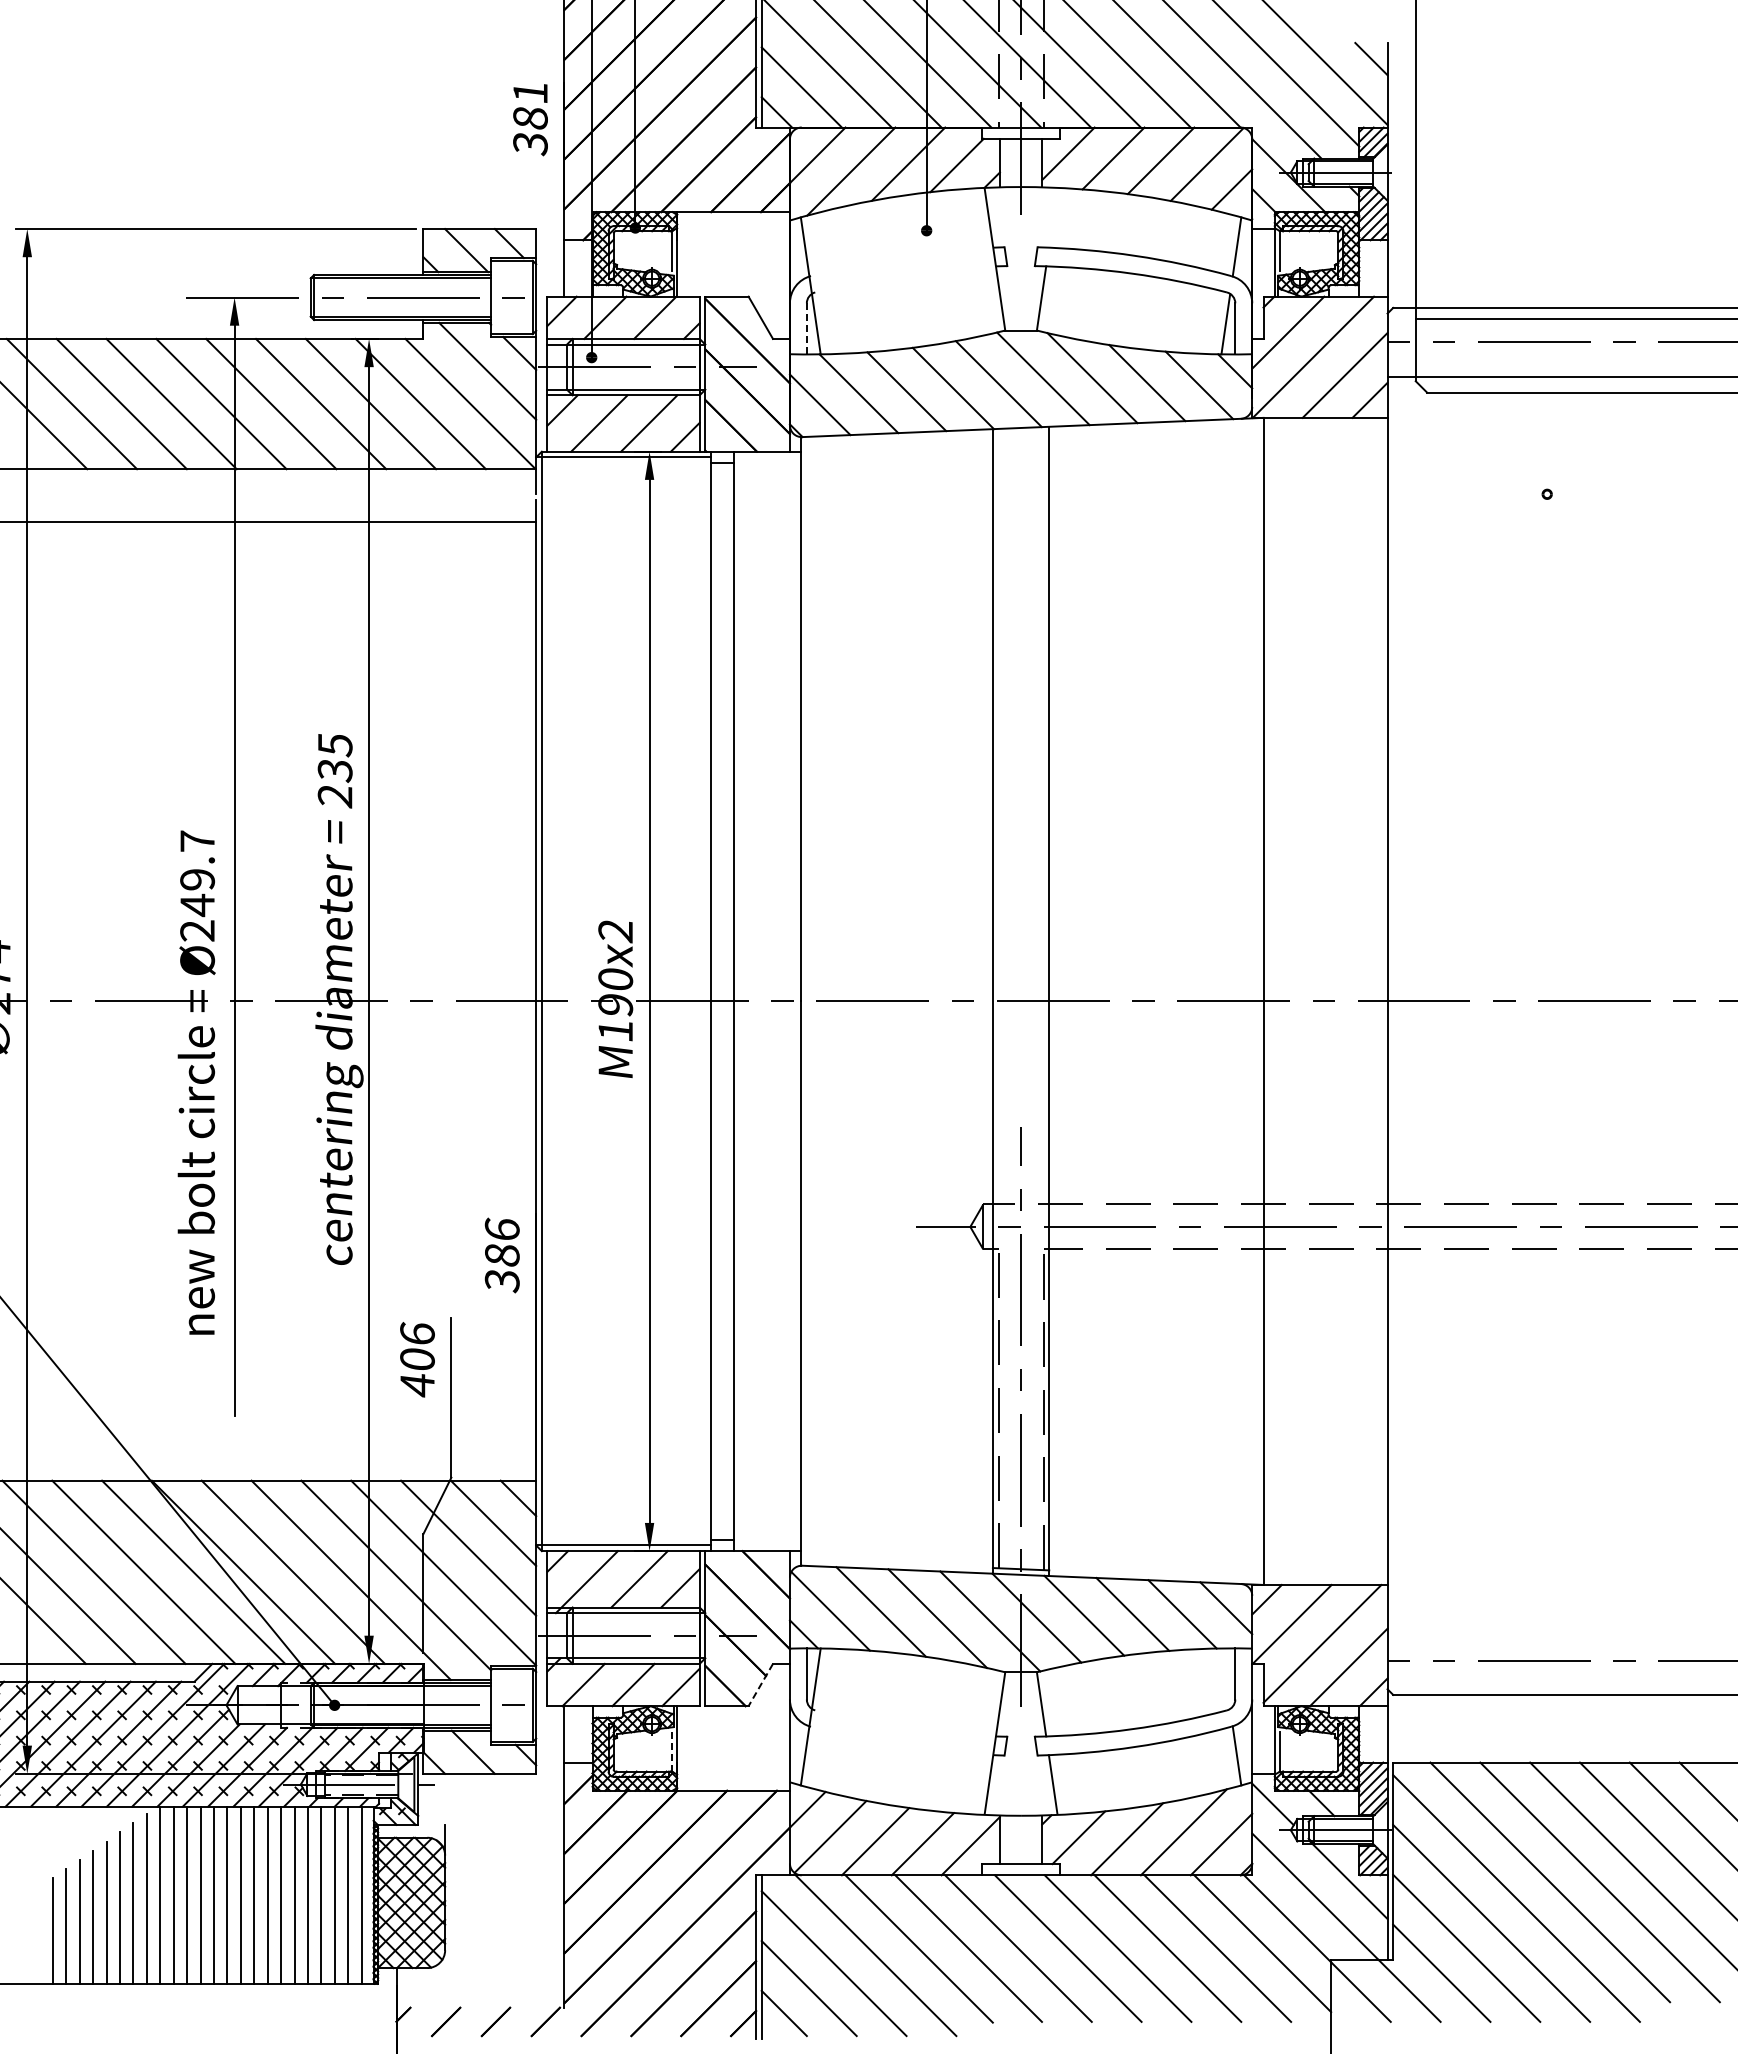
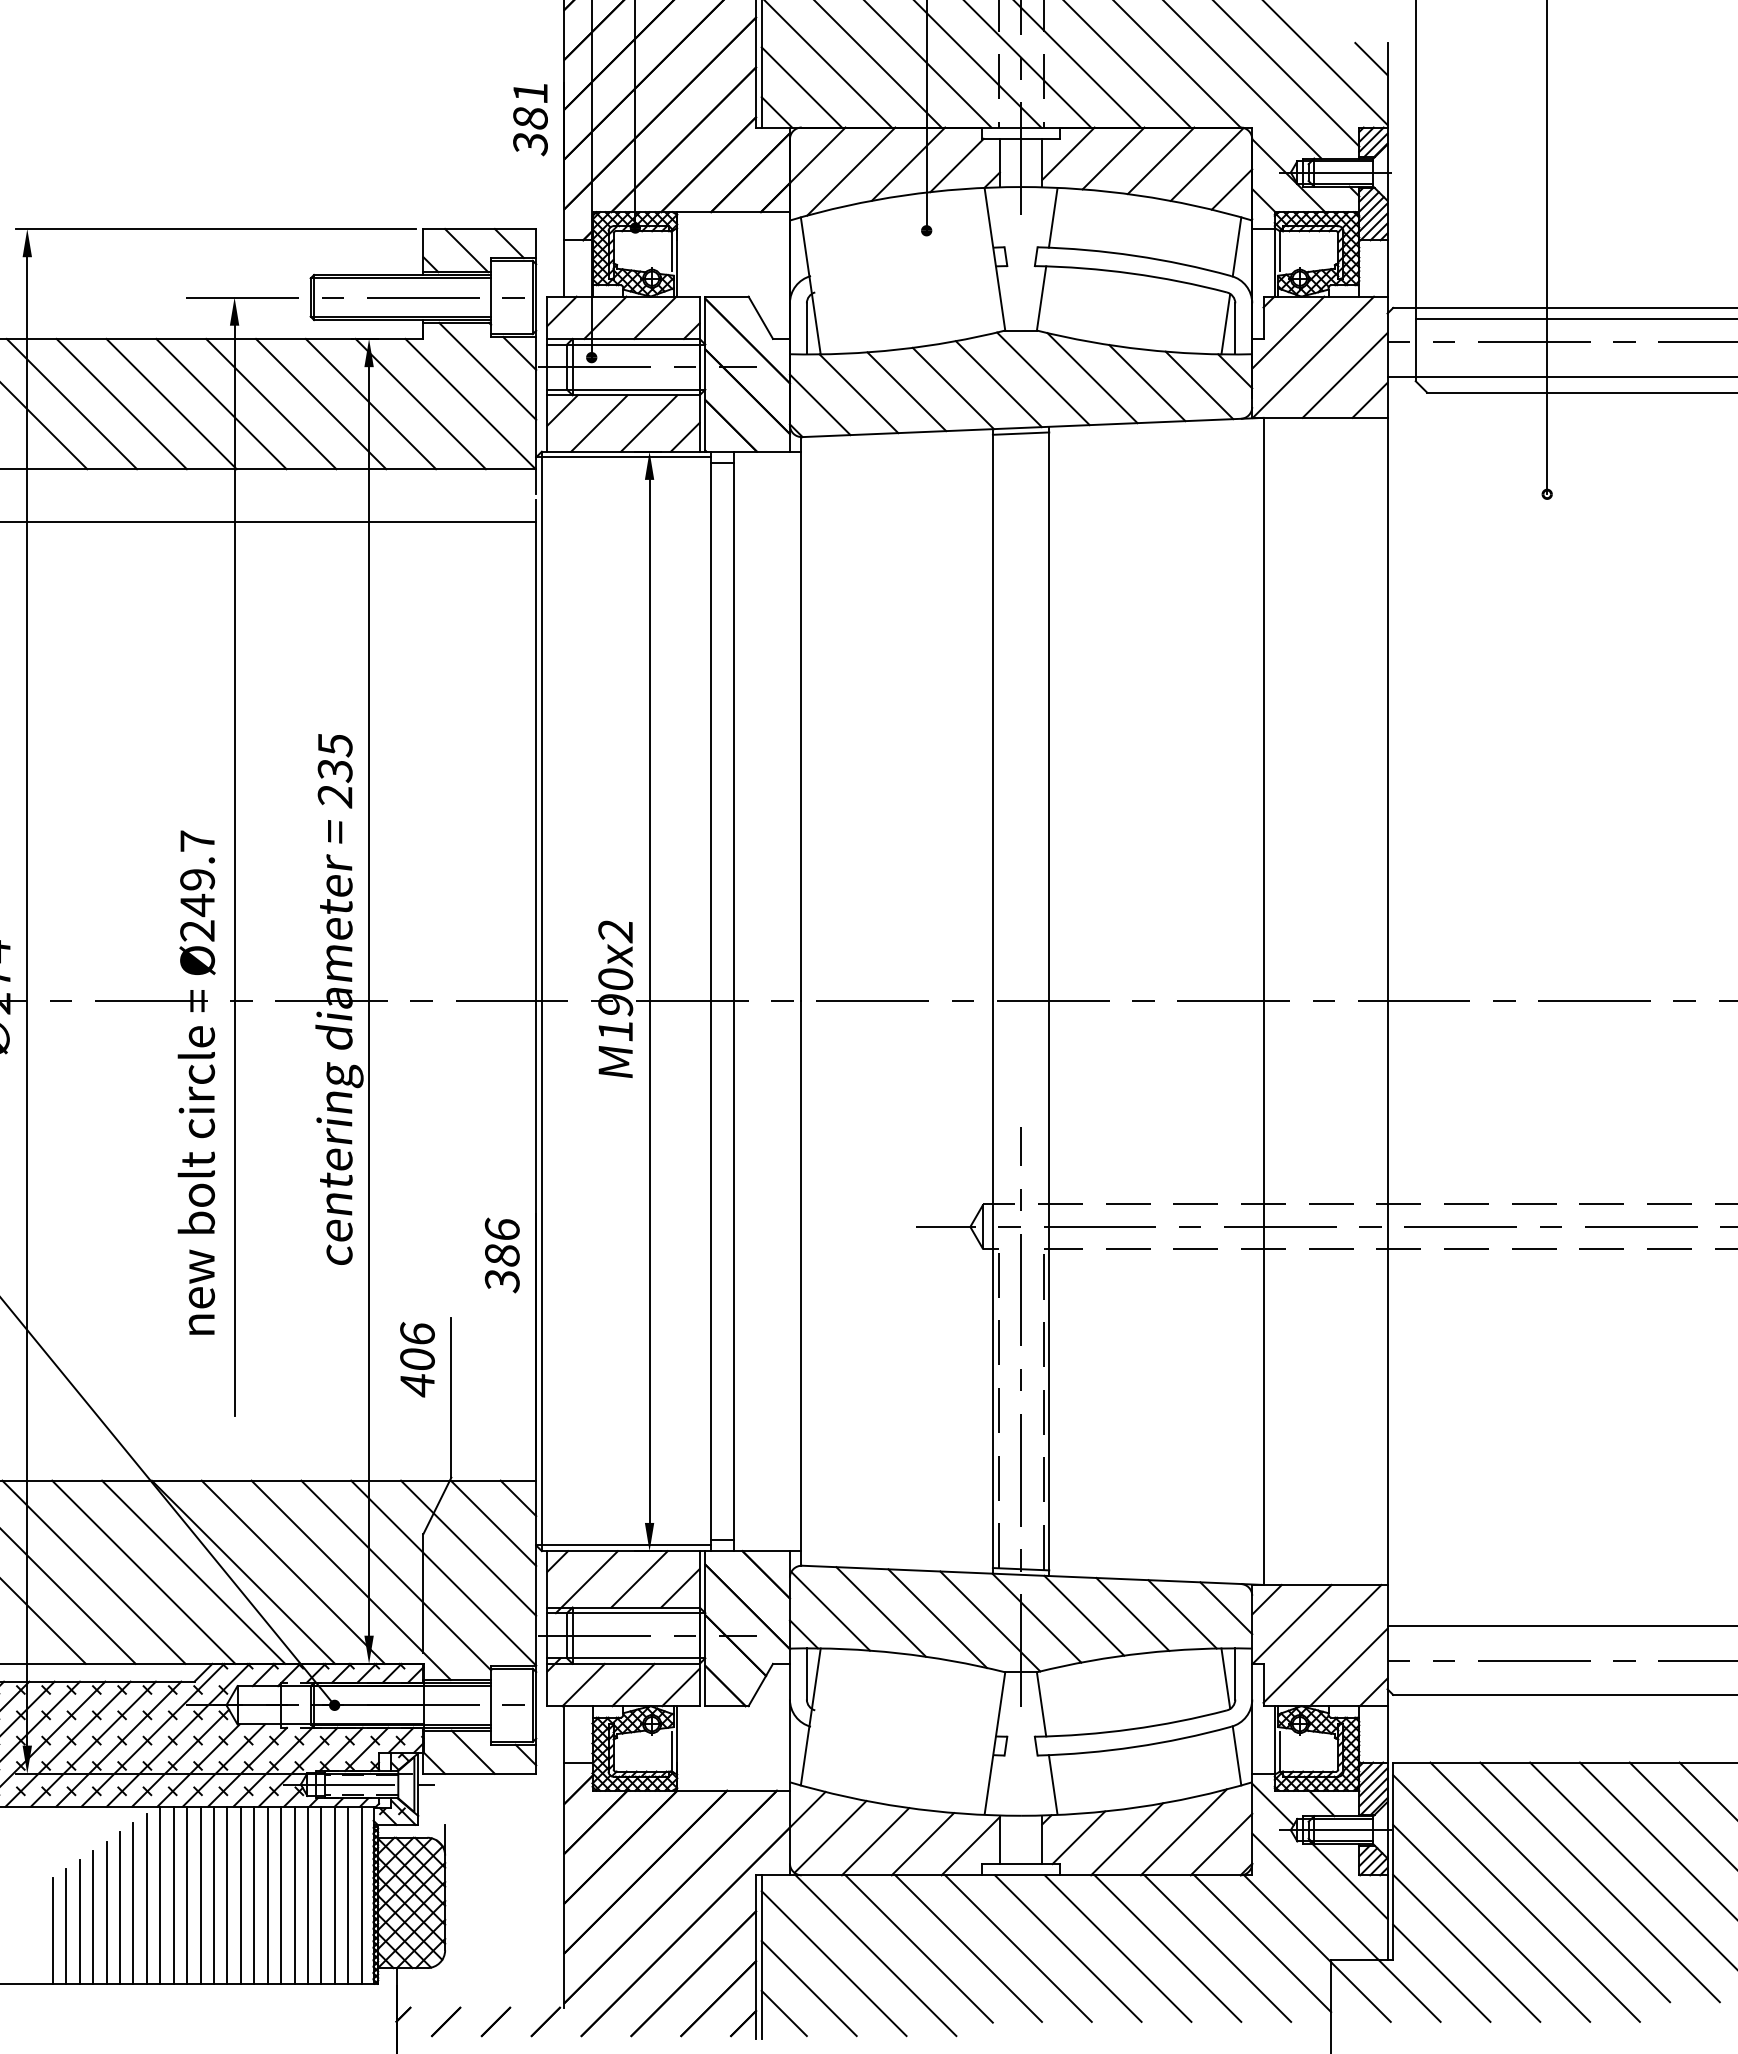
line: none -> present (1052, 218)
line: none -> present (1547, 248)
line: dashed -> solid (806, 328)
line: none -> present (1020, 433)
line: none -> present (1560, 1625)
line: none -> present (1225, 1678)
line: dashed -> solid (760, 1685)
line: dashed -> solid (671, 1751)
